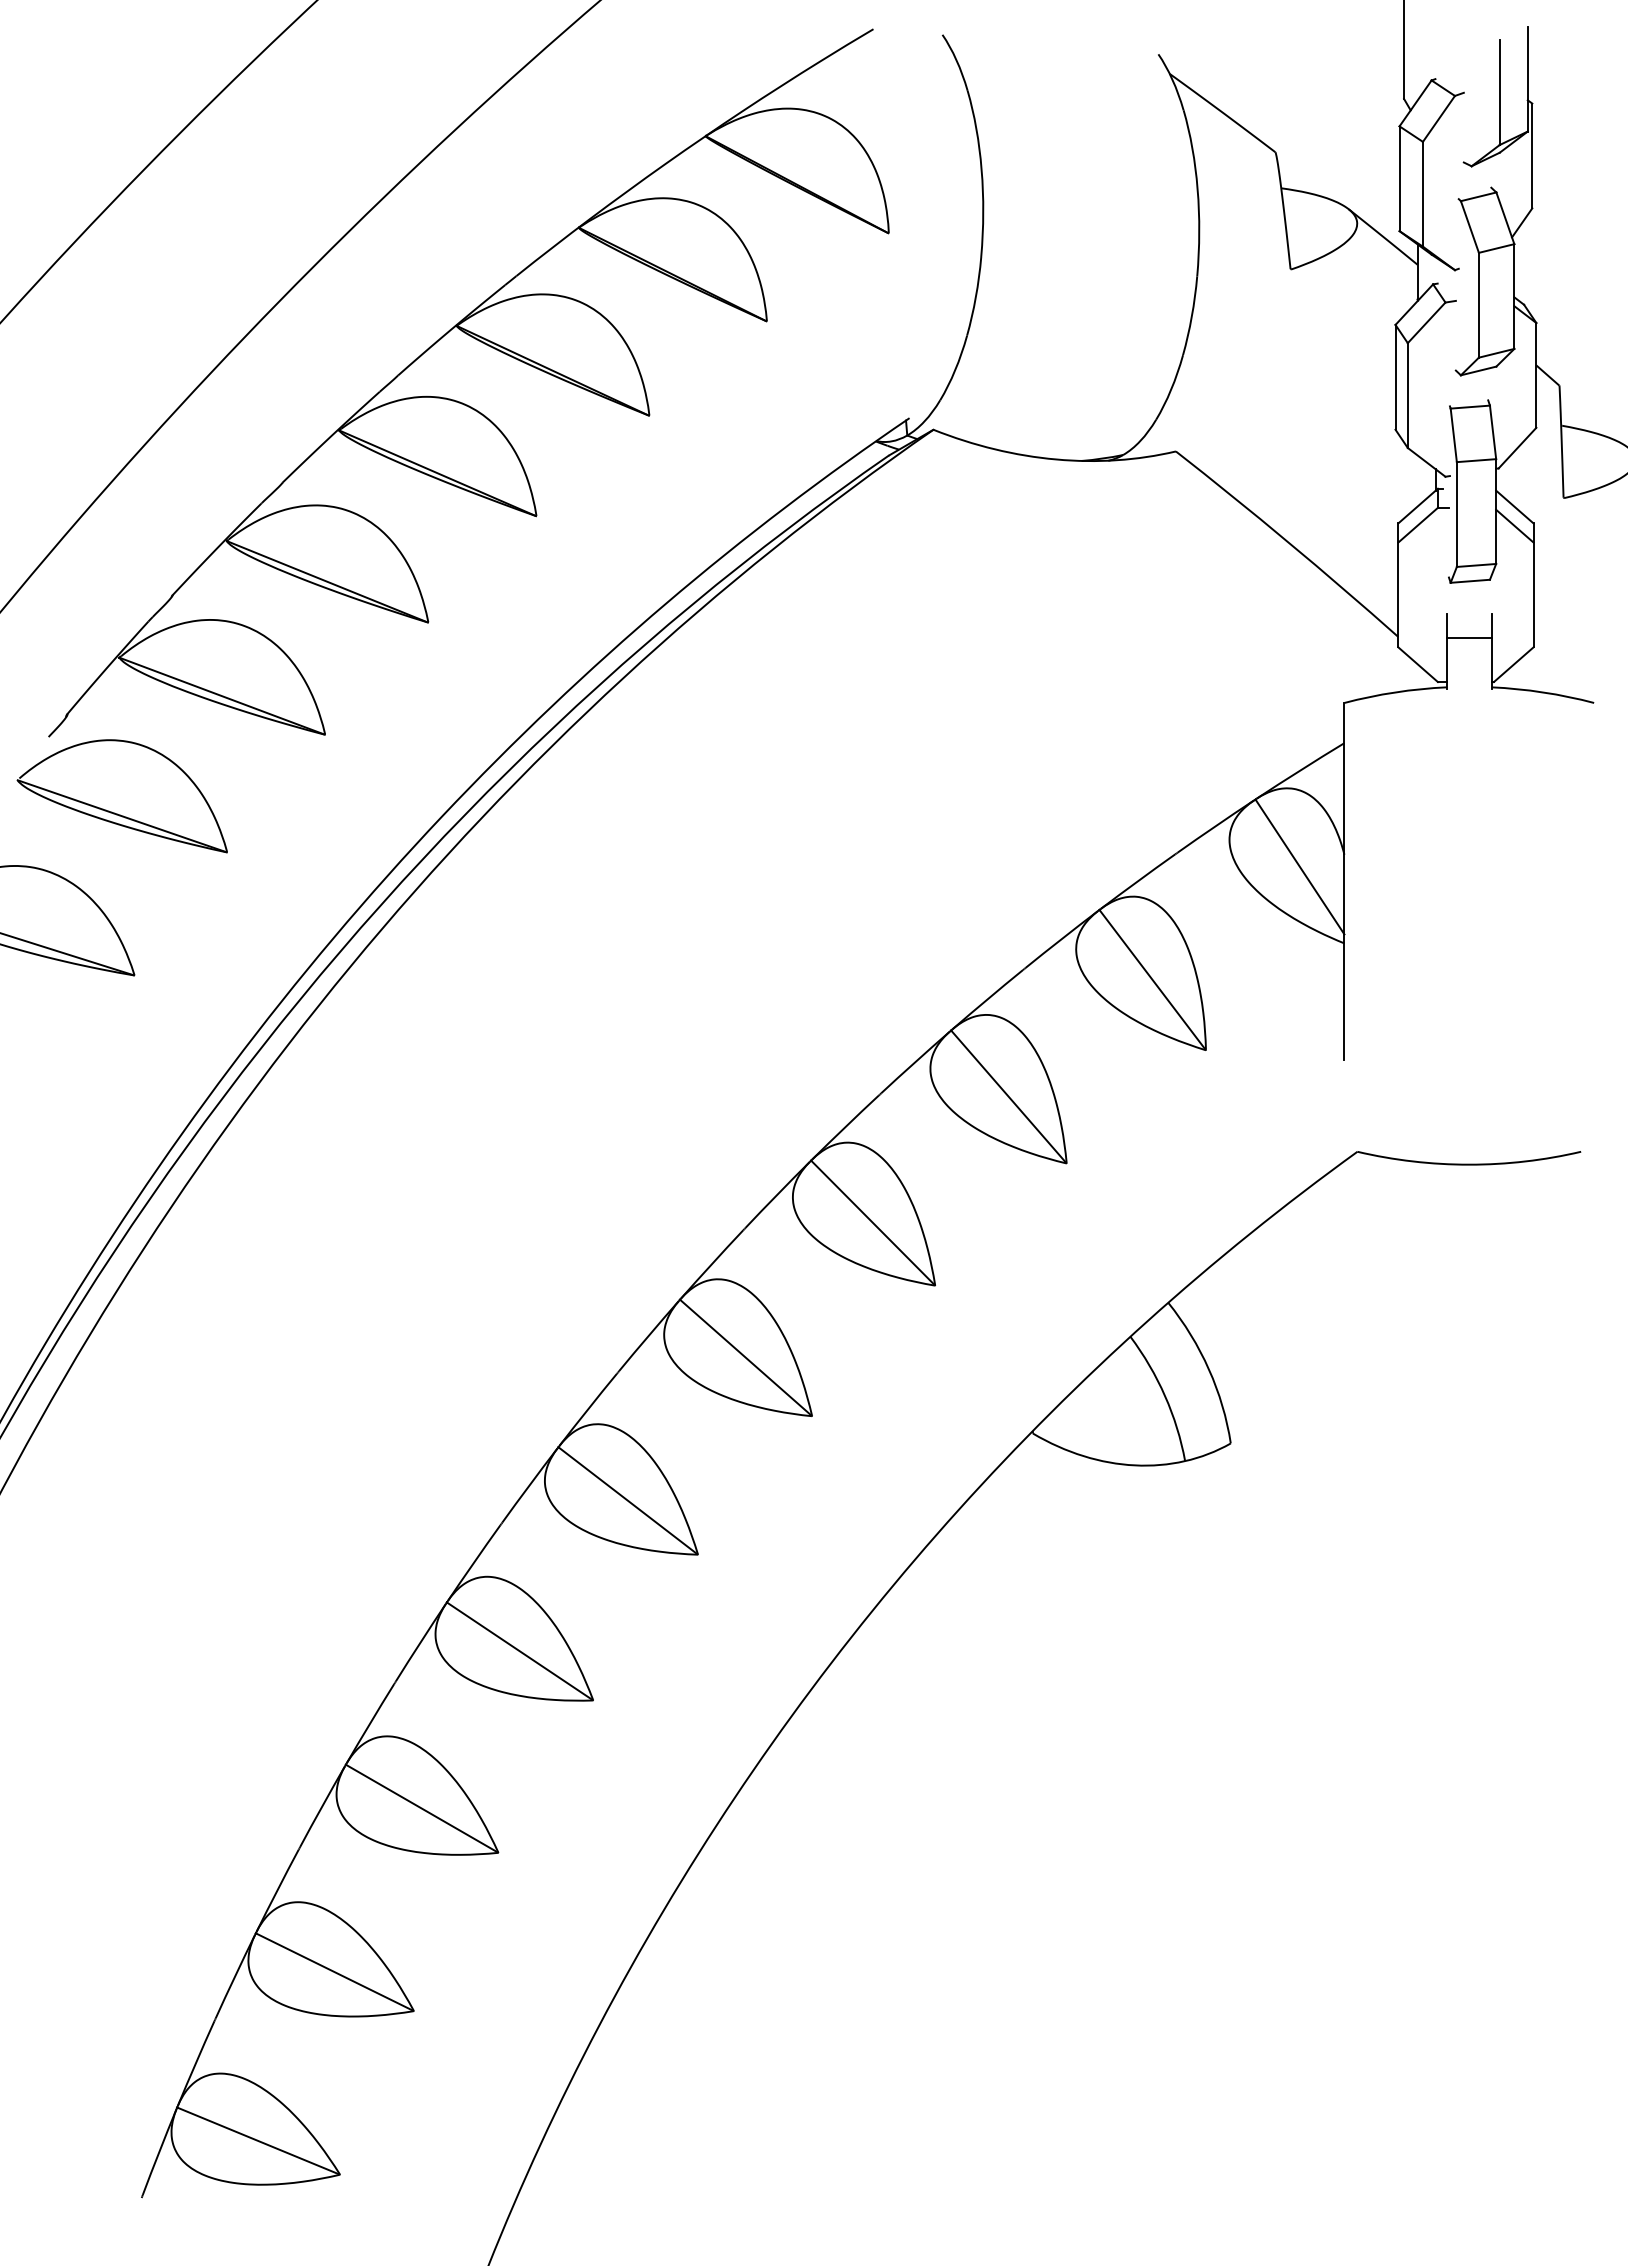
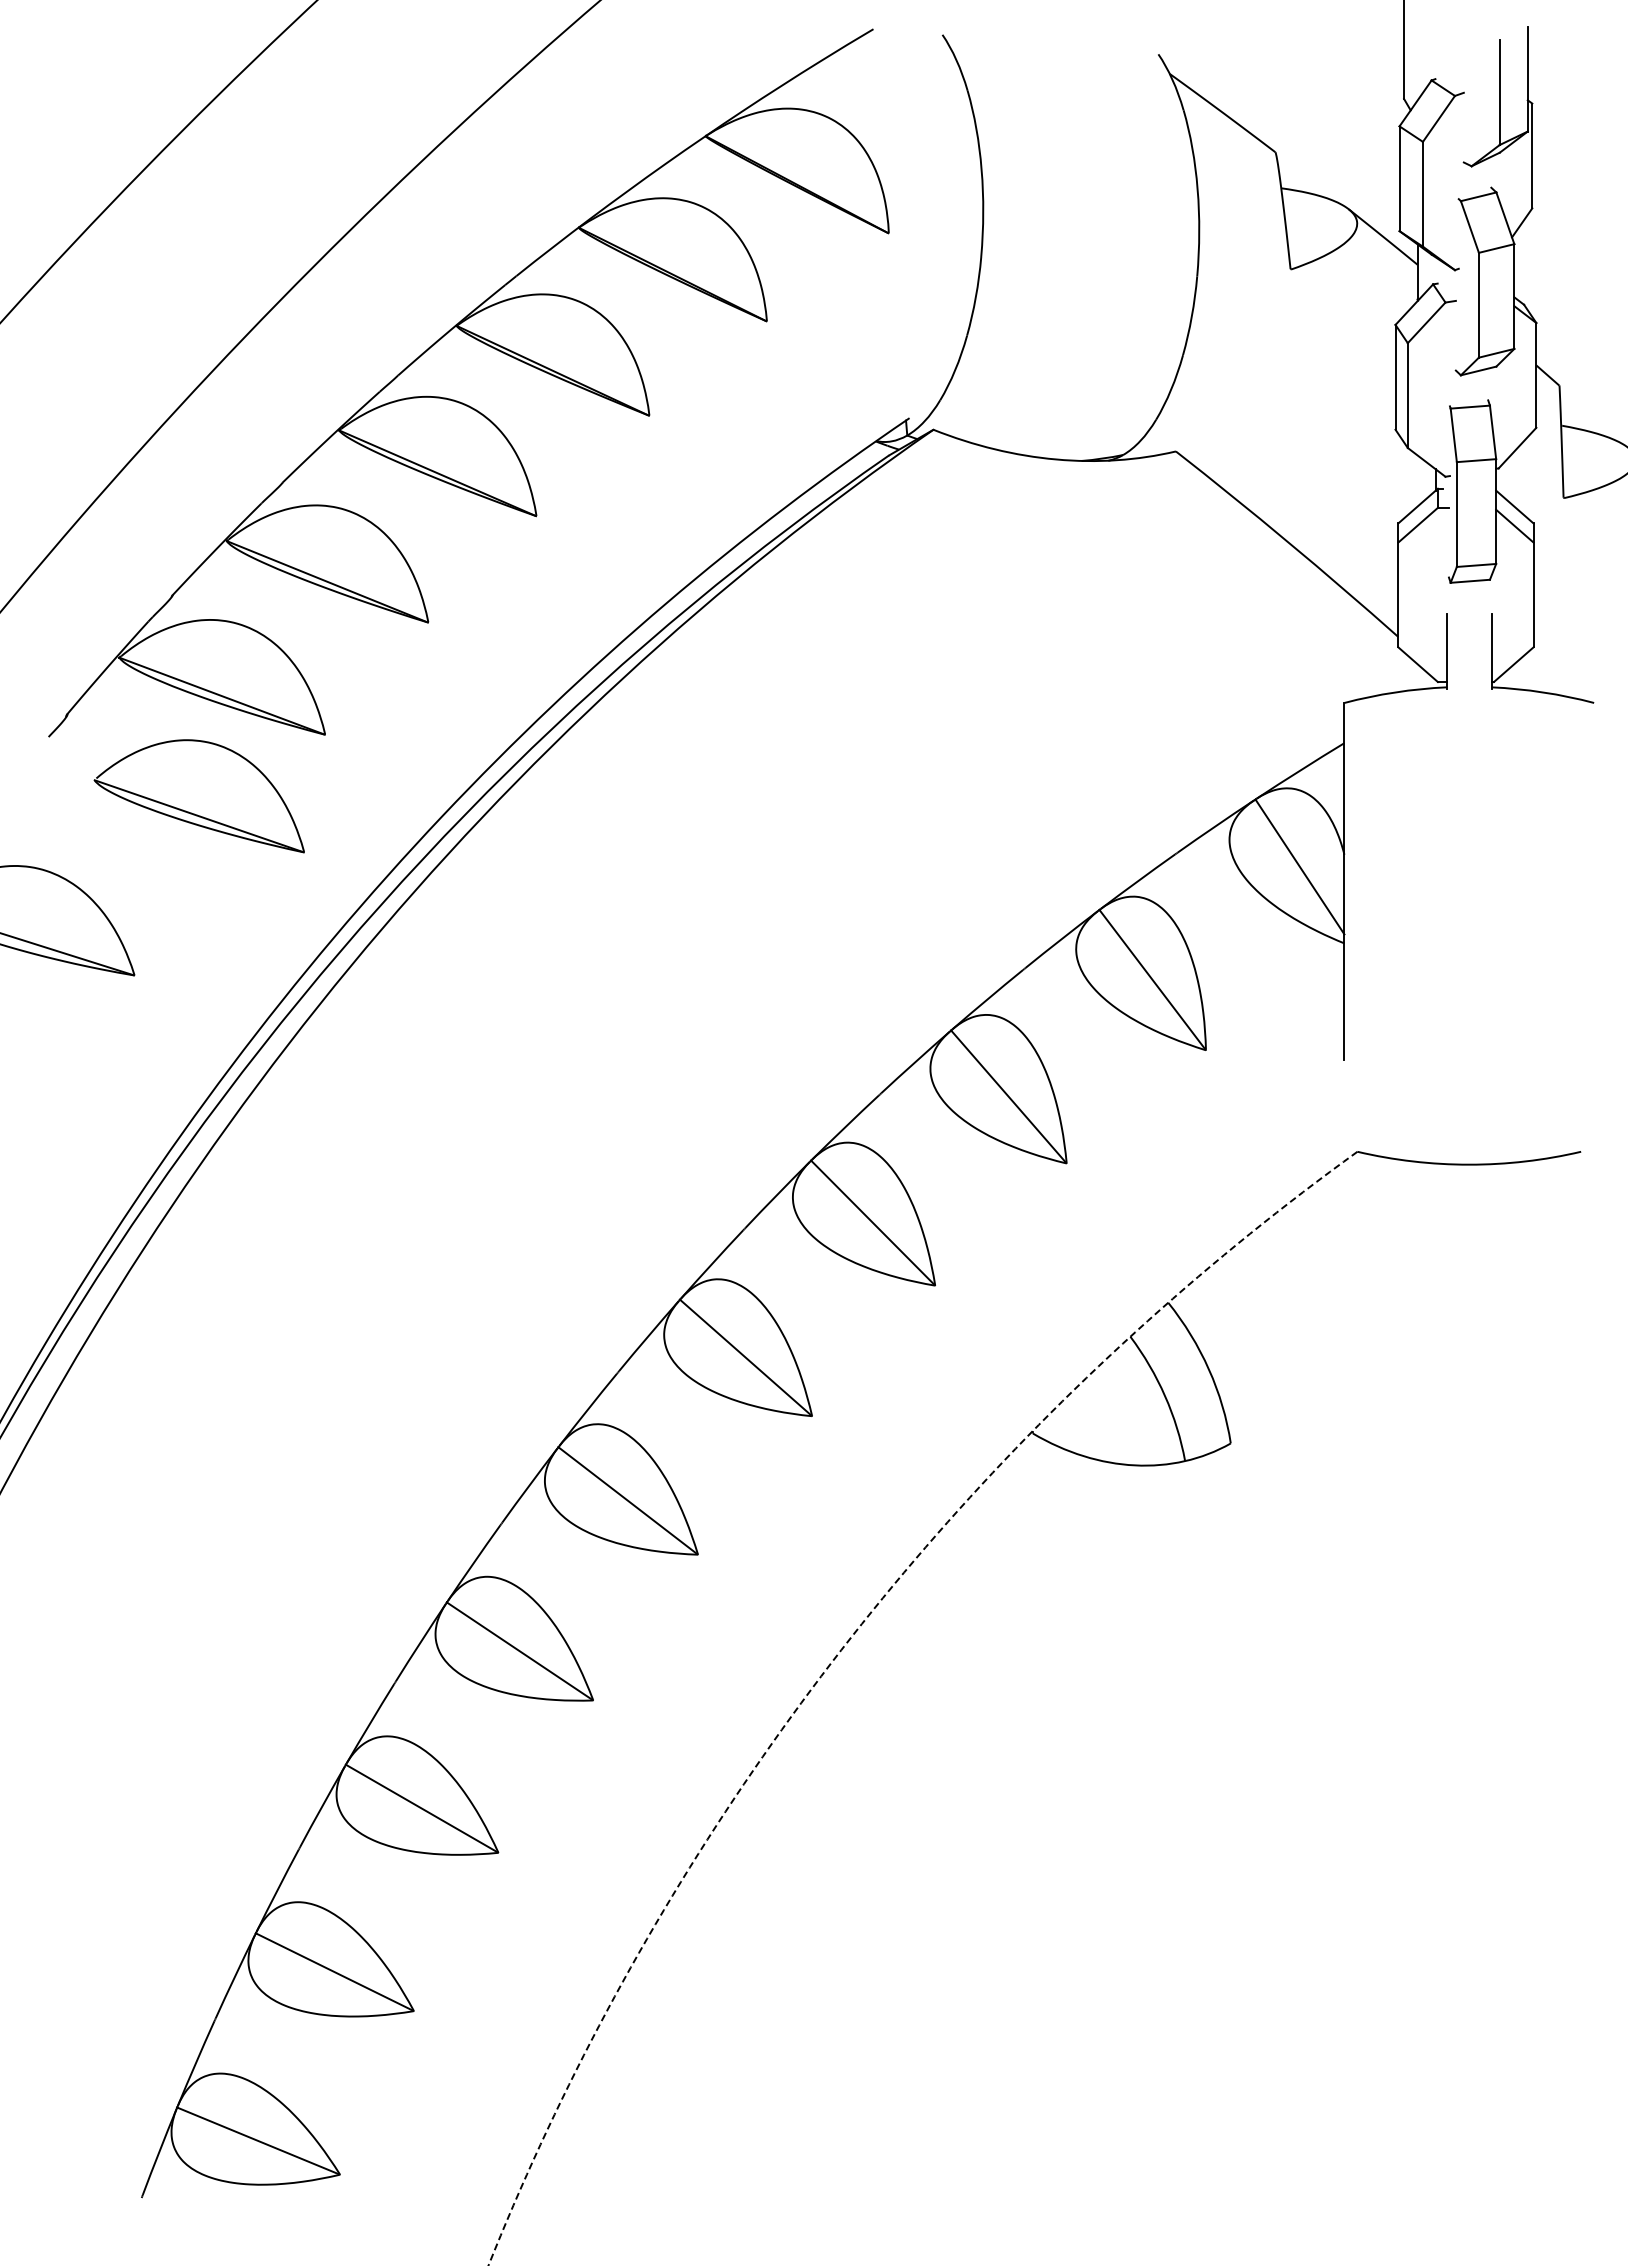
line: present -> none (1468, 637)
part position: (121, 796) -> (198, 796) (198, 796)
arc: solid -> dashed (842, 1648)
